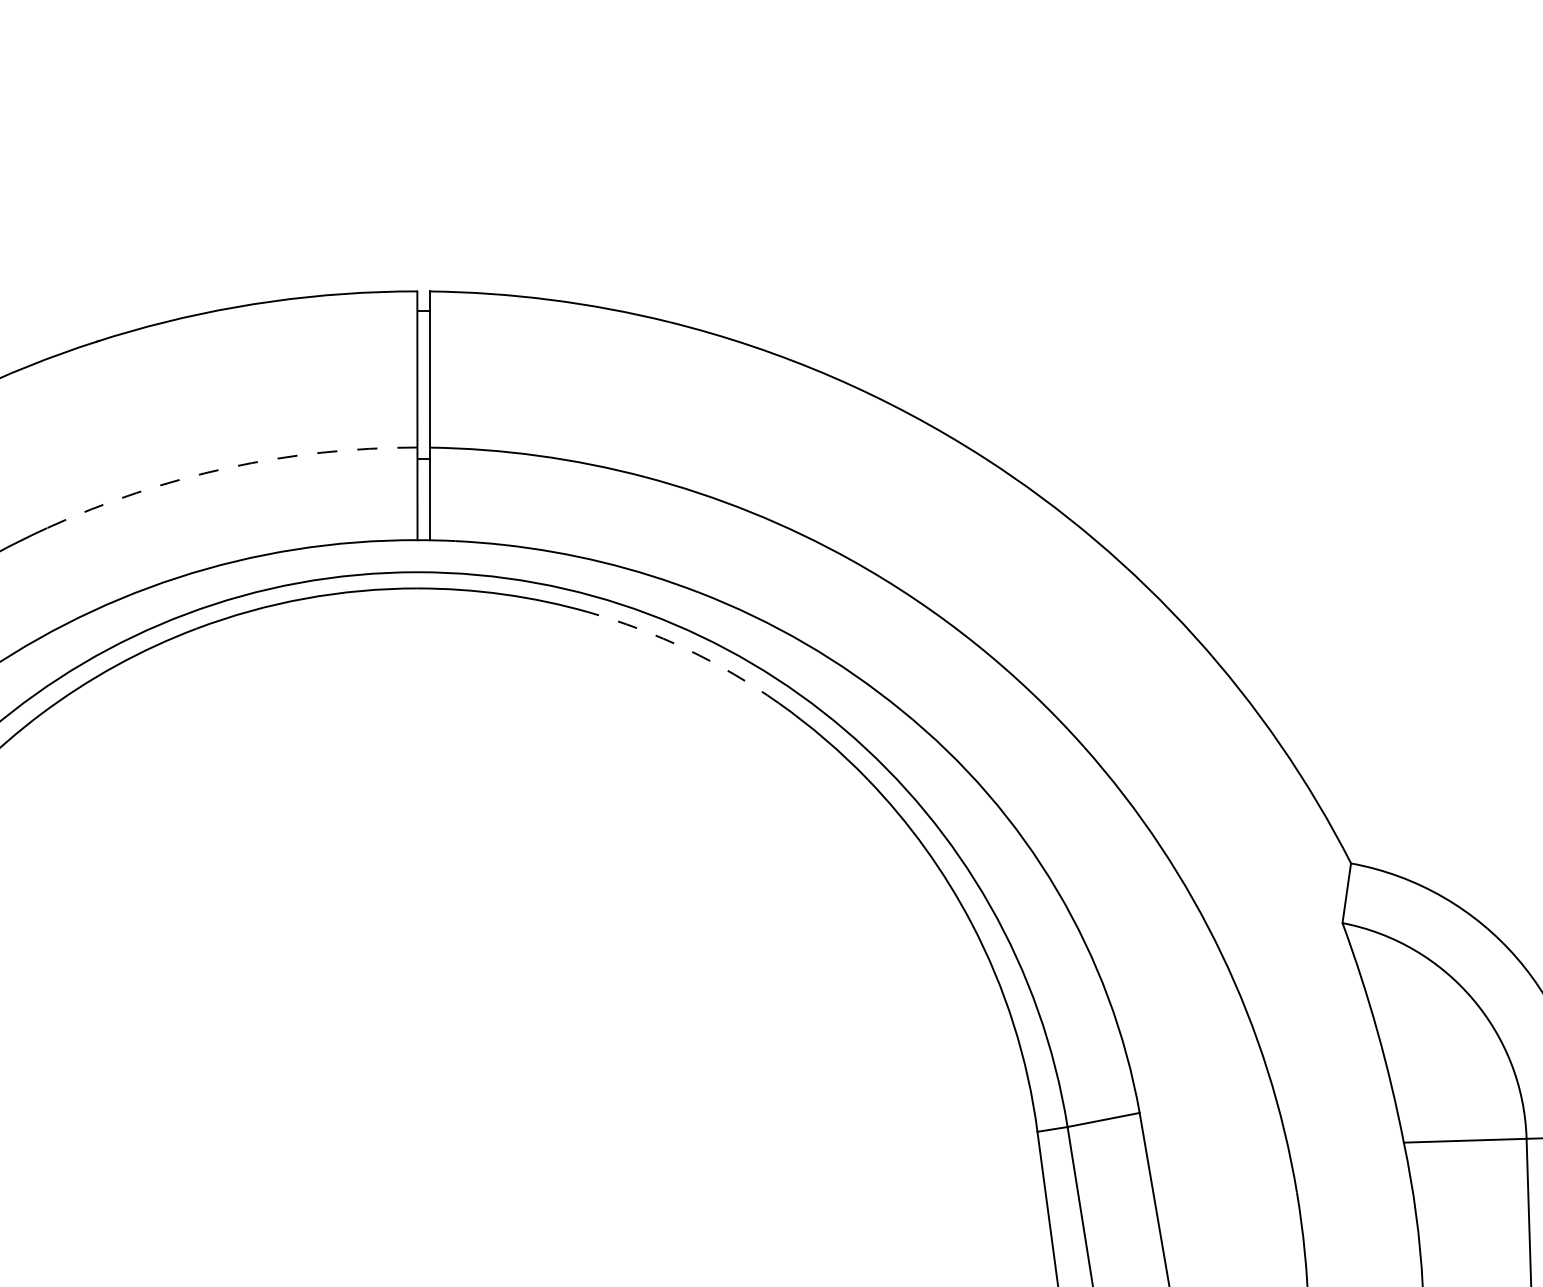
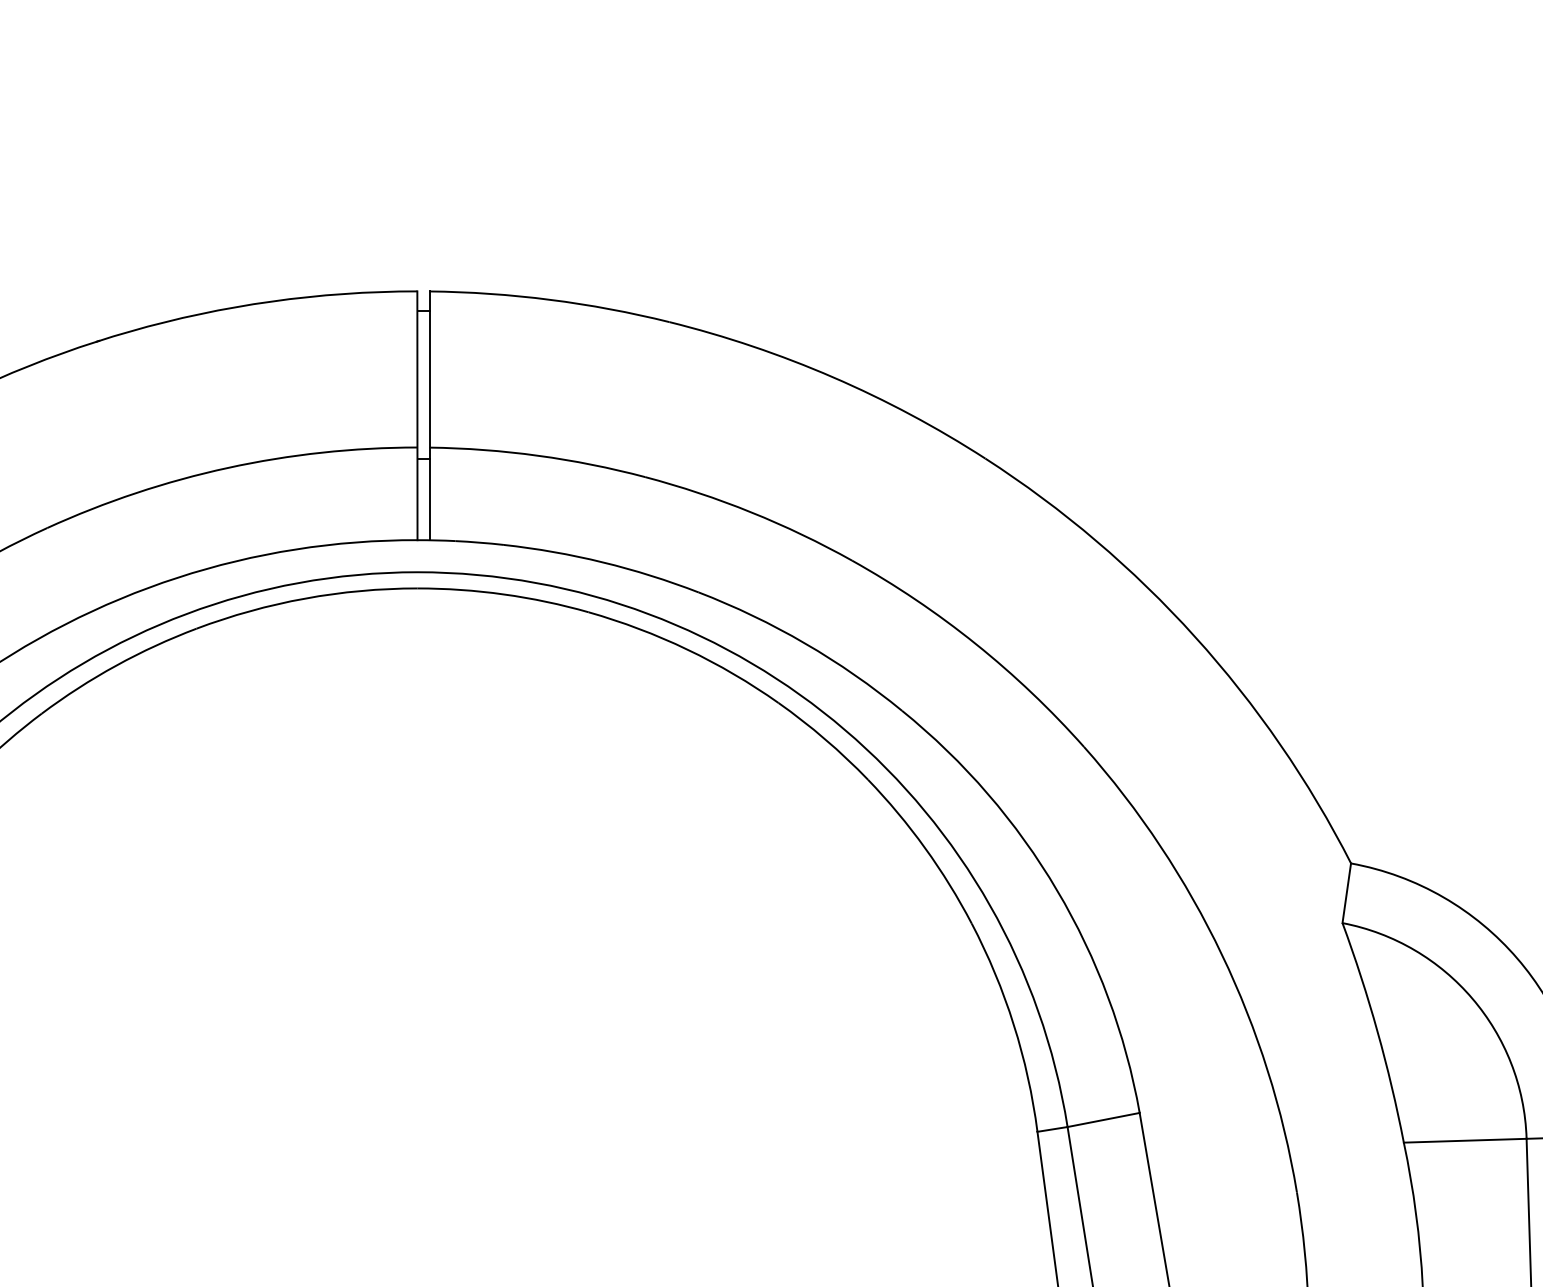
arc: dashed -> solid (228, 467)
arc: dashed -> solid (687, 649)
